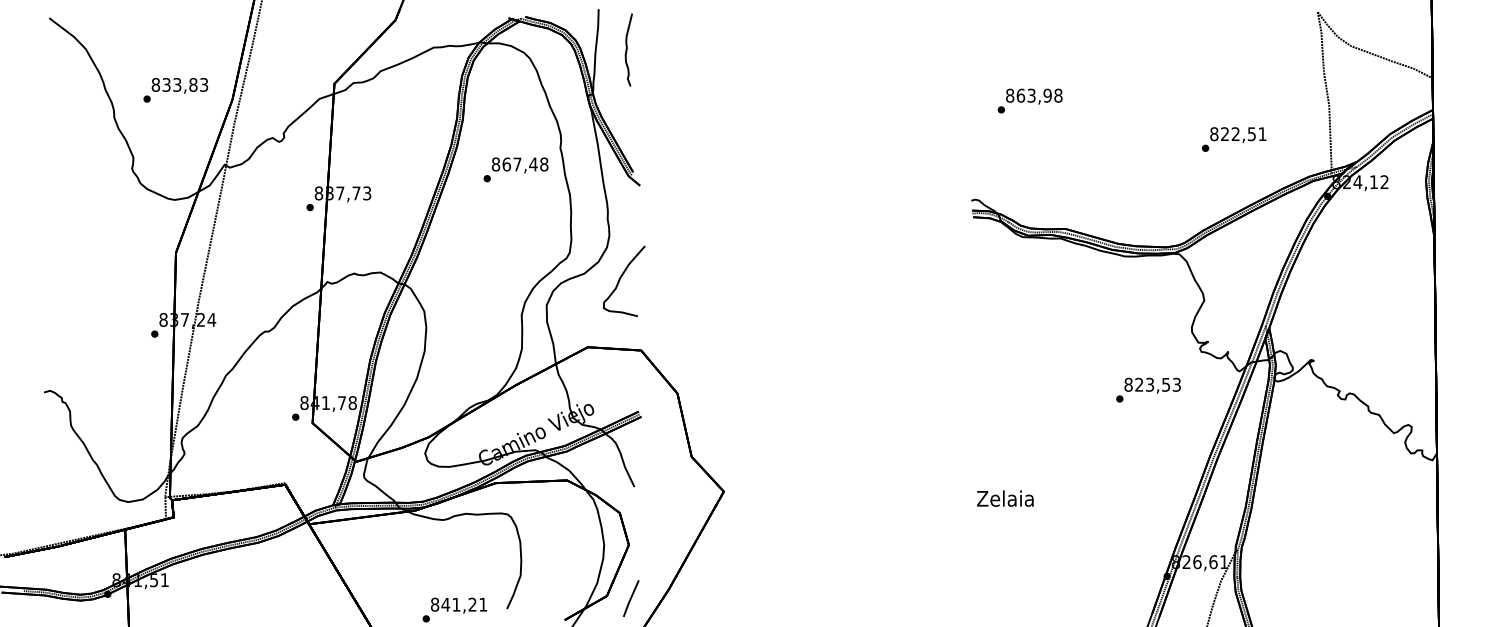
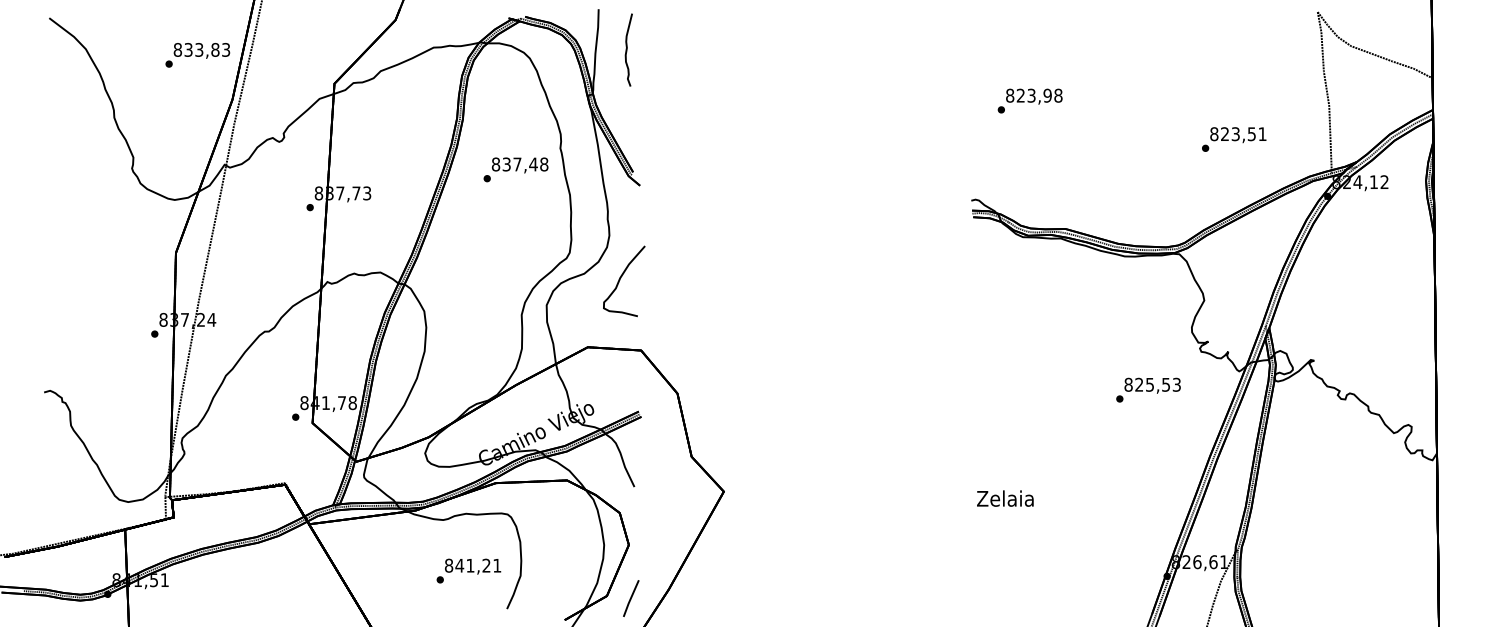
text position: (175, 90) -> (197, 55) (197, 55)
text: 863,98 -> 823,98 (1020, 95)
text: 822,51 -> 823,51 (1235, 134)
text: 867,48 -> 837,48 (506, 164)
text: 823,53 -> 825,53 (1149, 383)
text position: (454, 609) -> (468, 570) (468, 570)
